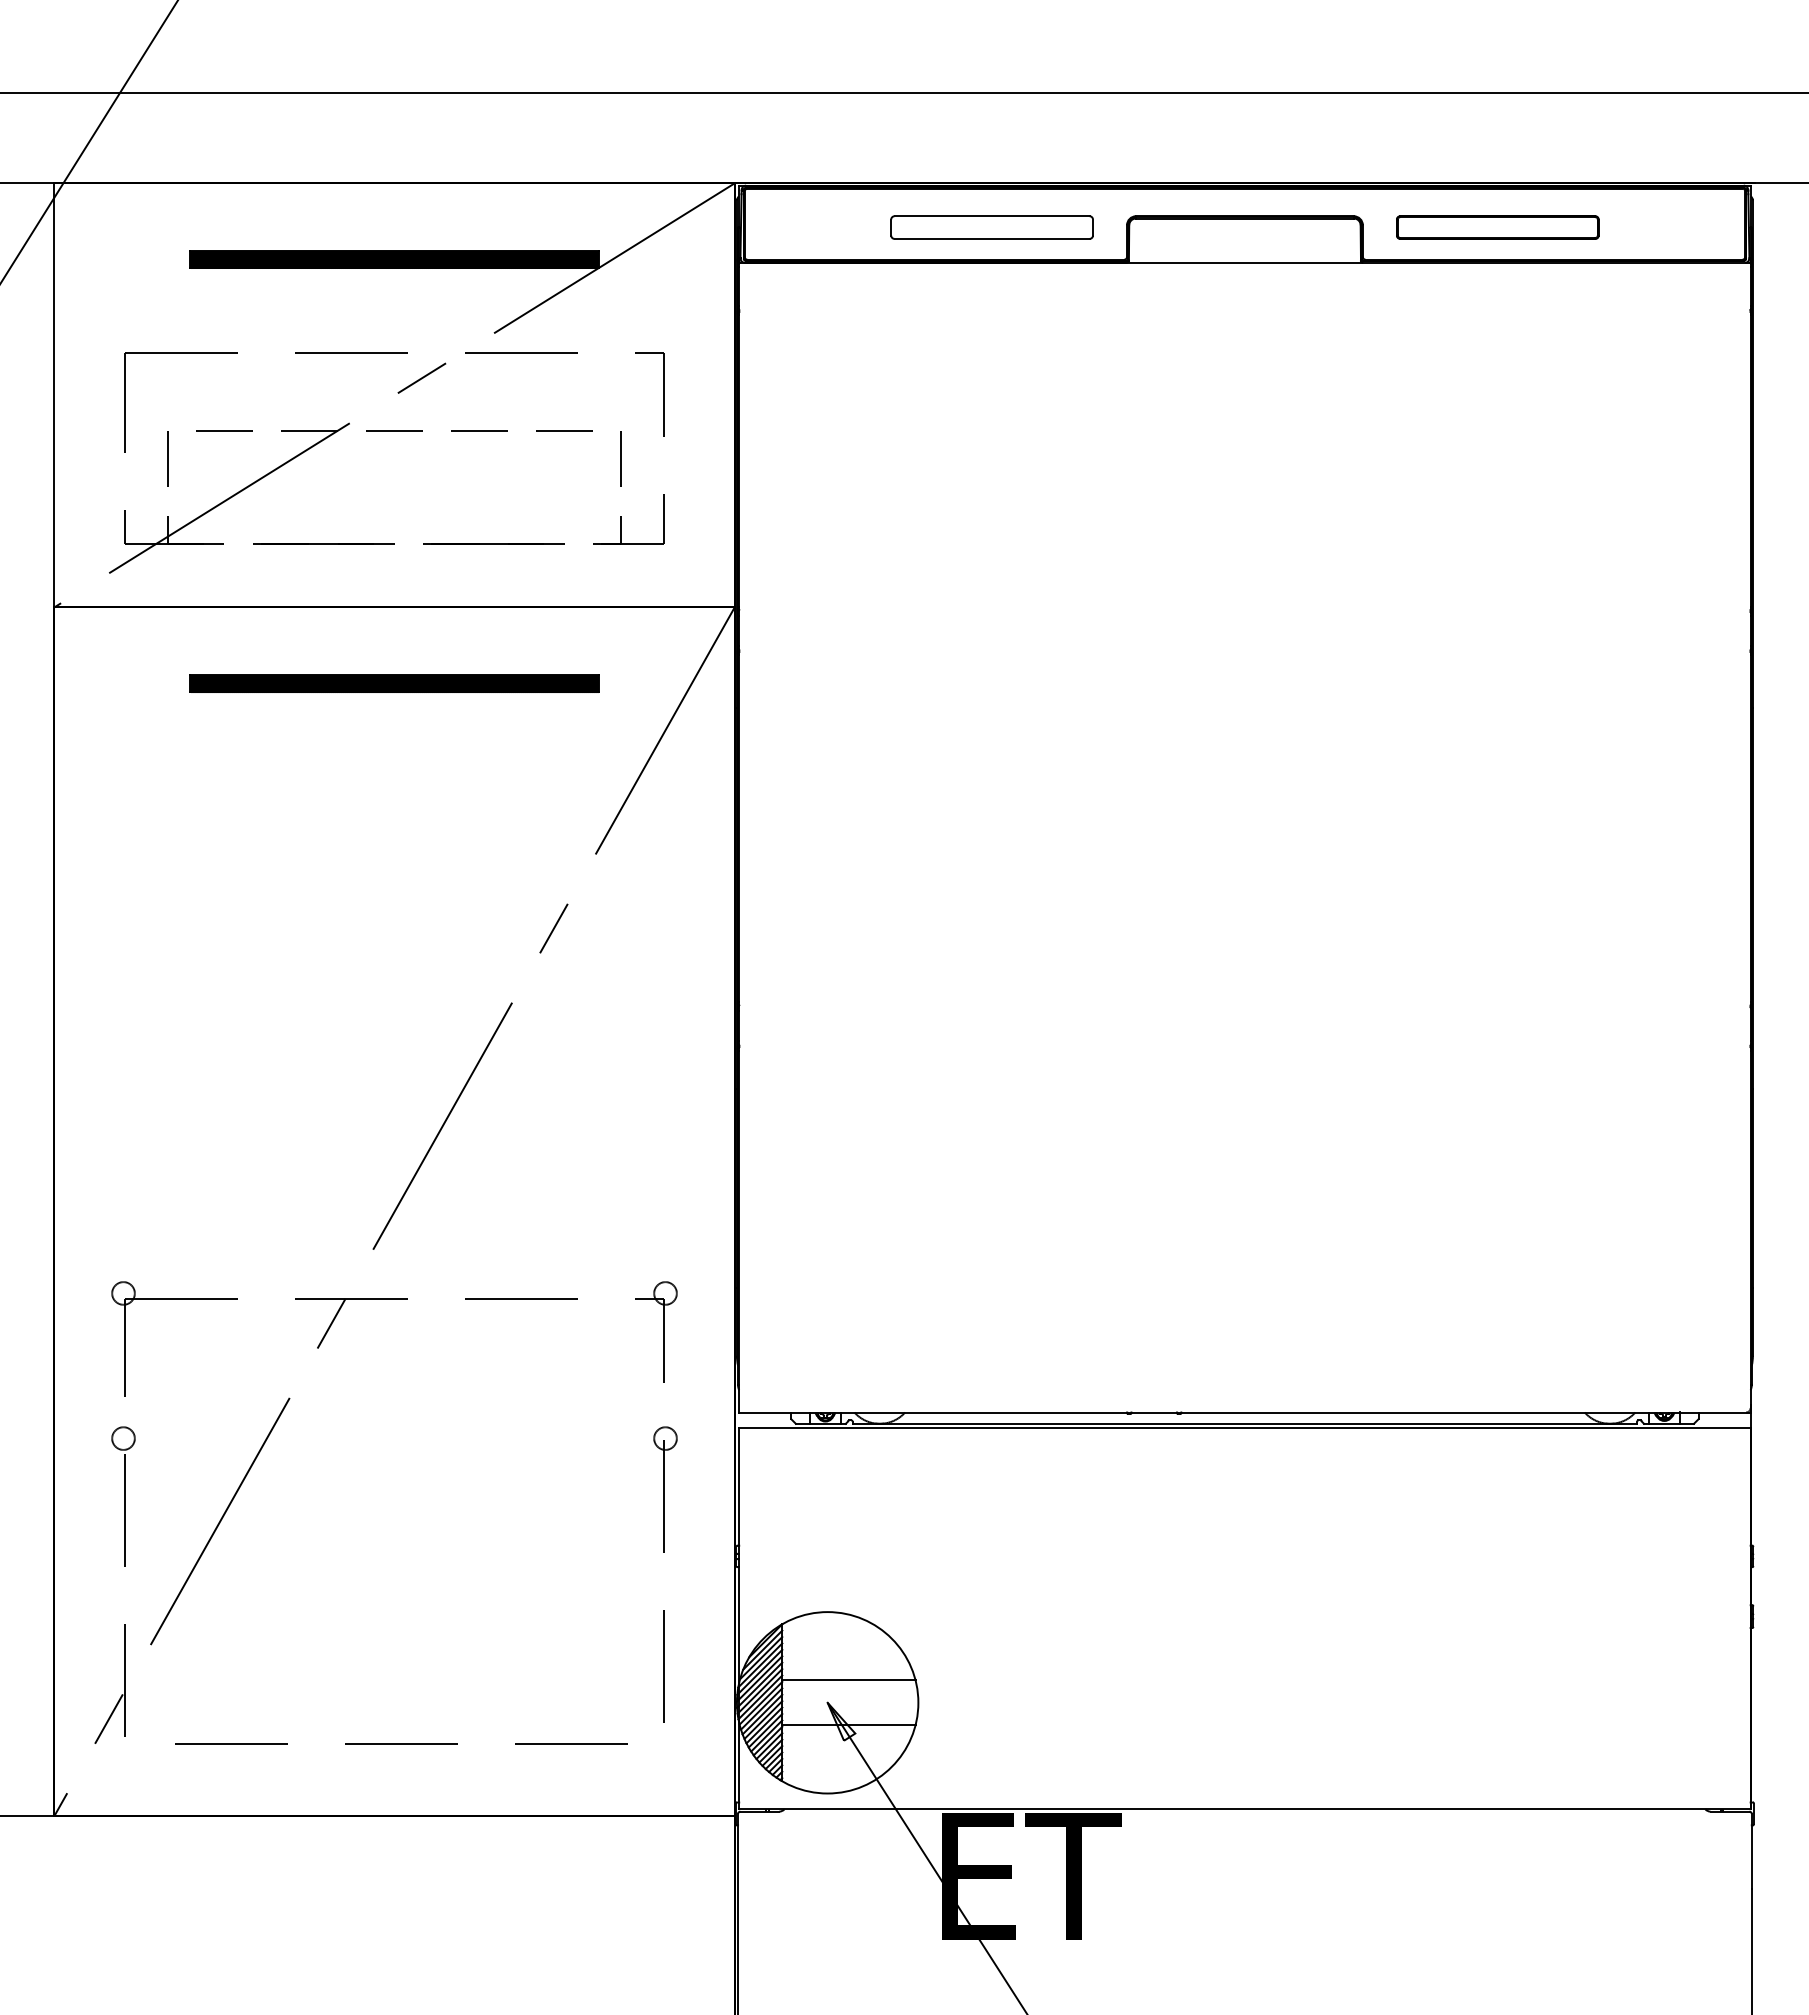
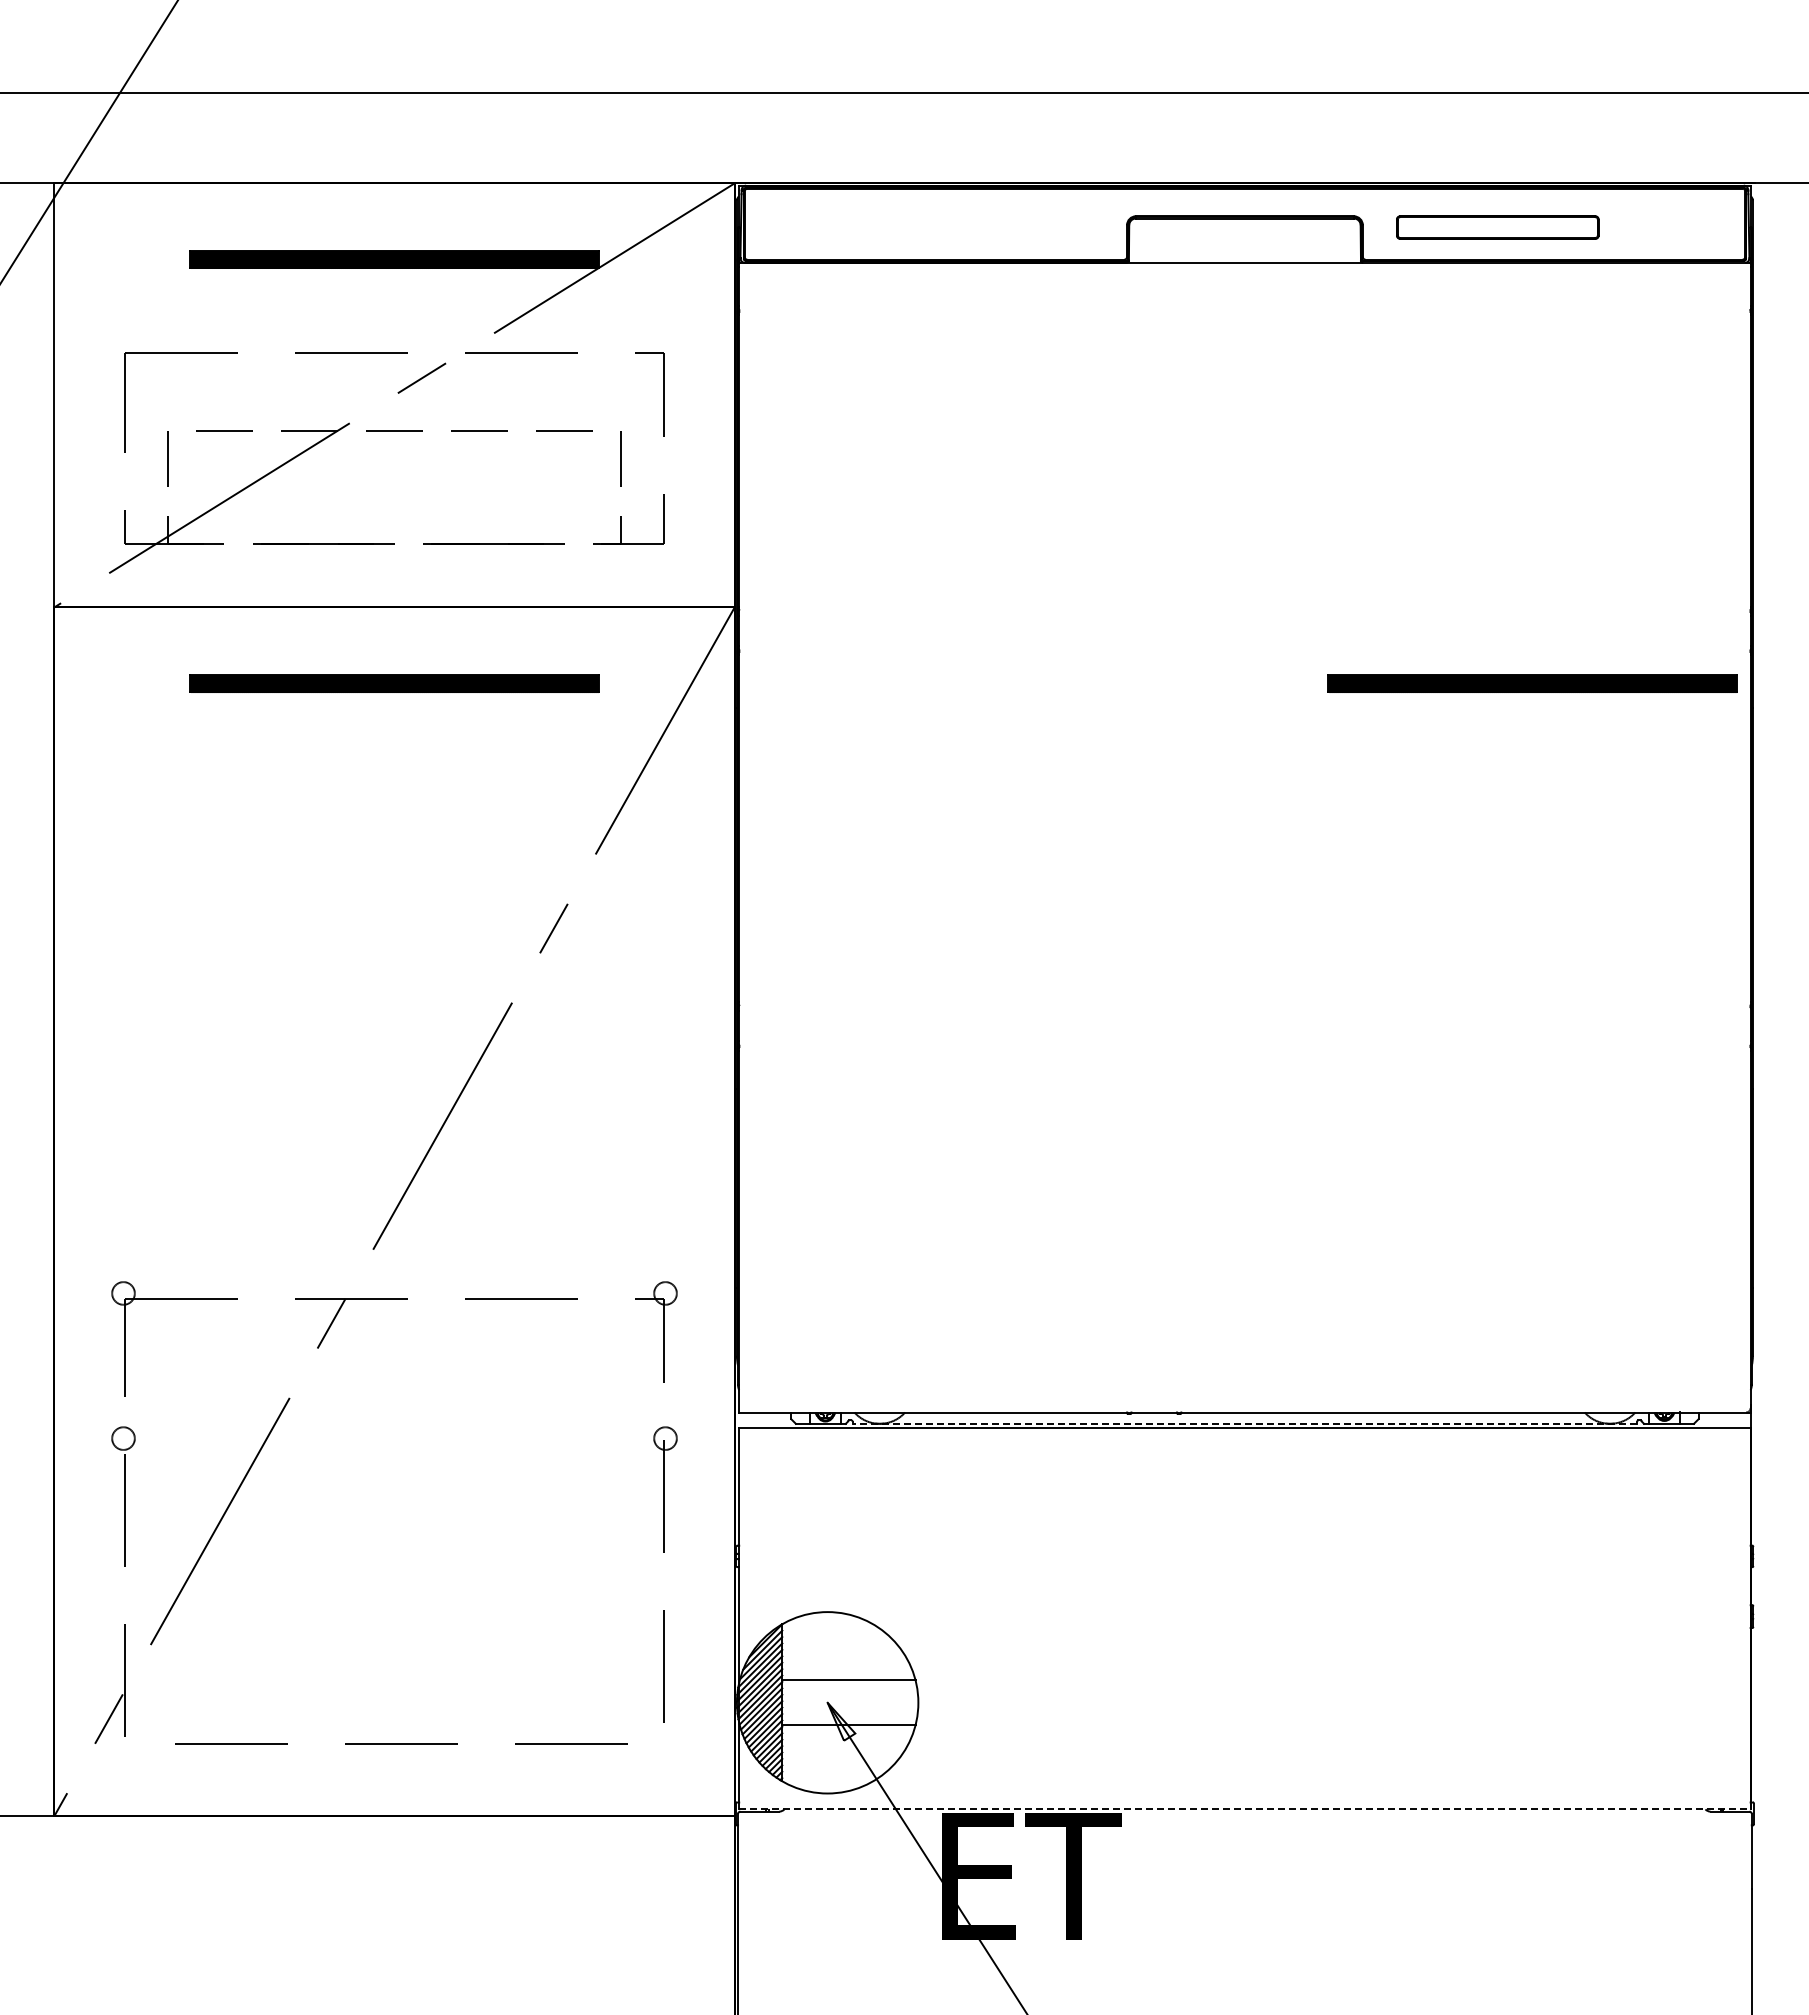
part: present -> none (991, 227)
part: none -> present (1532, 683)
line: solid -> dashed (1244, 1423)
line: solid -> dashed (1244, 1809)
